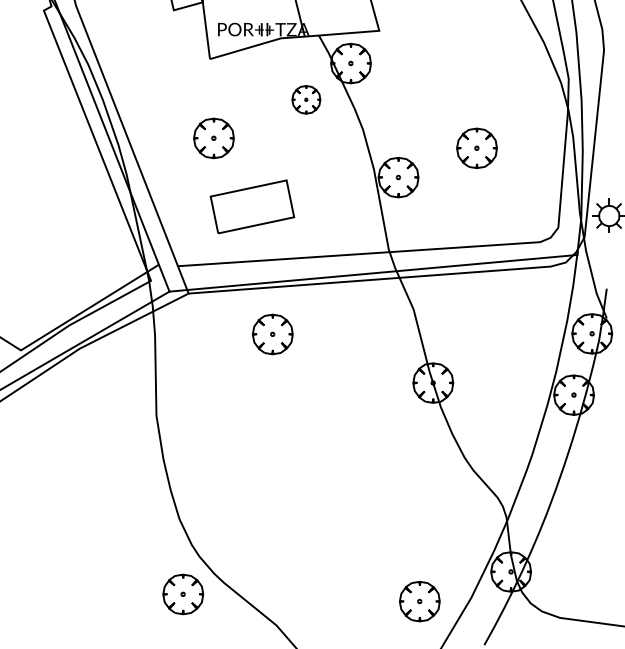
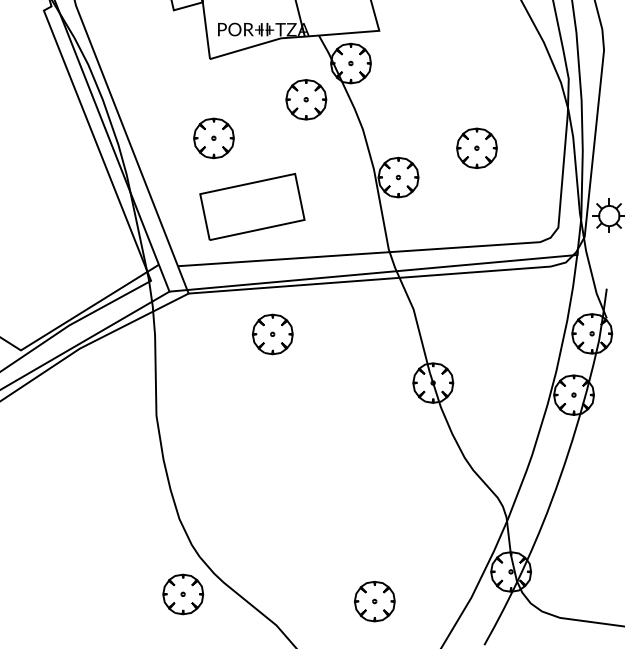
part size: 31x30 px -> 43x42 px (306, 99)
part size: 87x56 px -> 107x69 px (252, 206)
part position: (419, 601) -> (374, 601) (374, 601)
